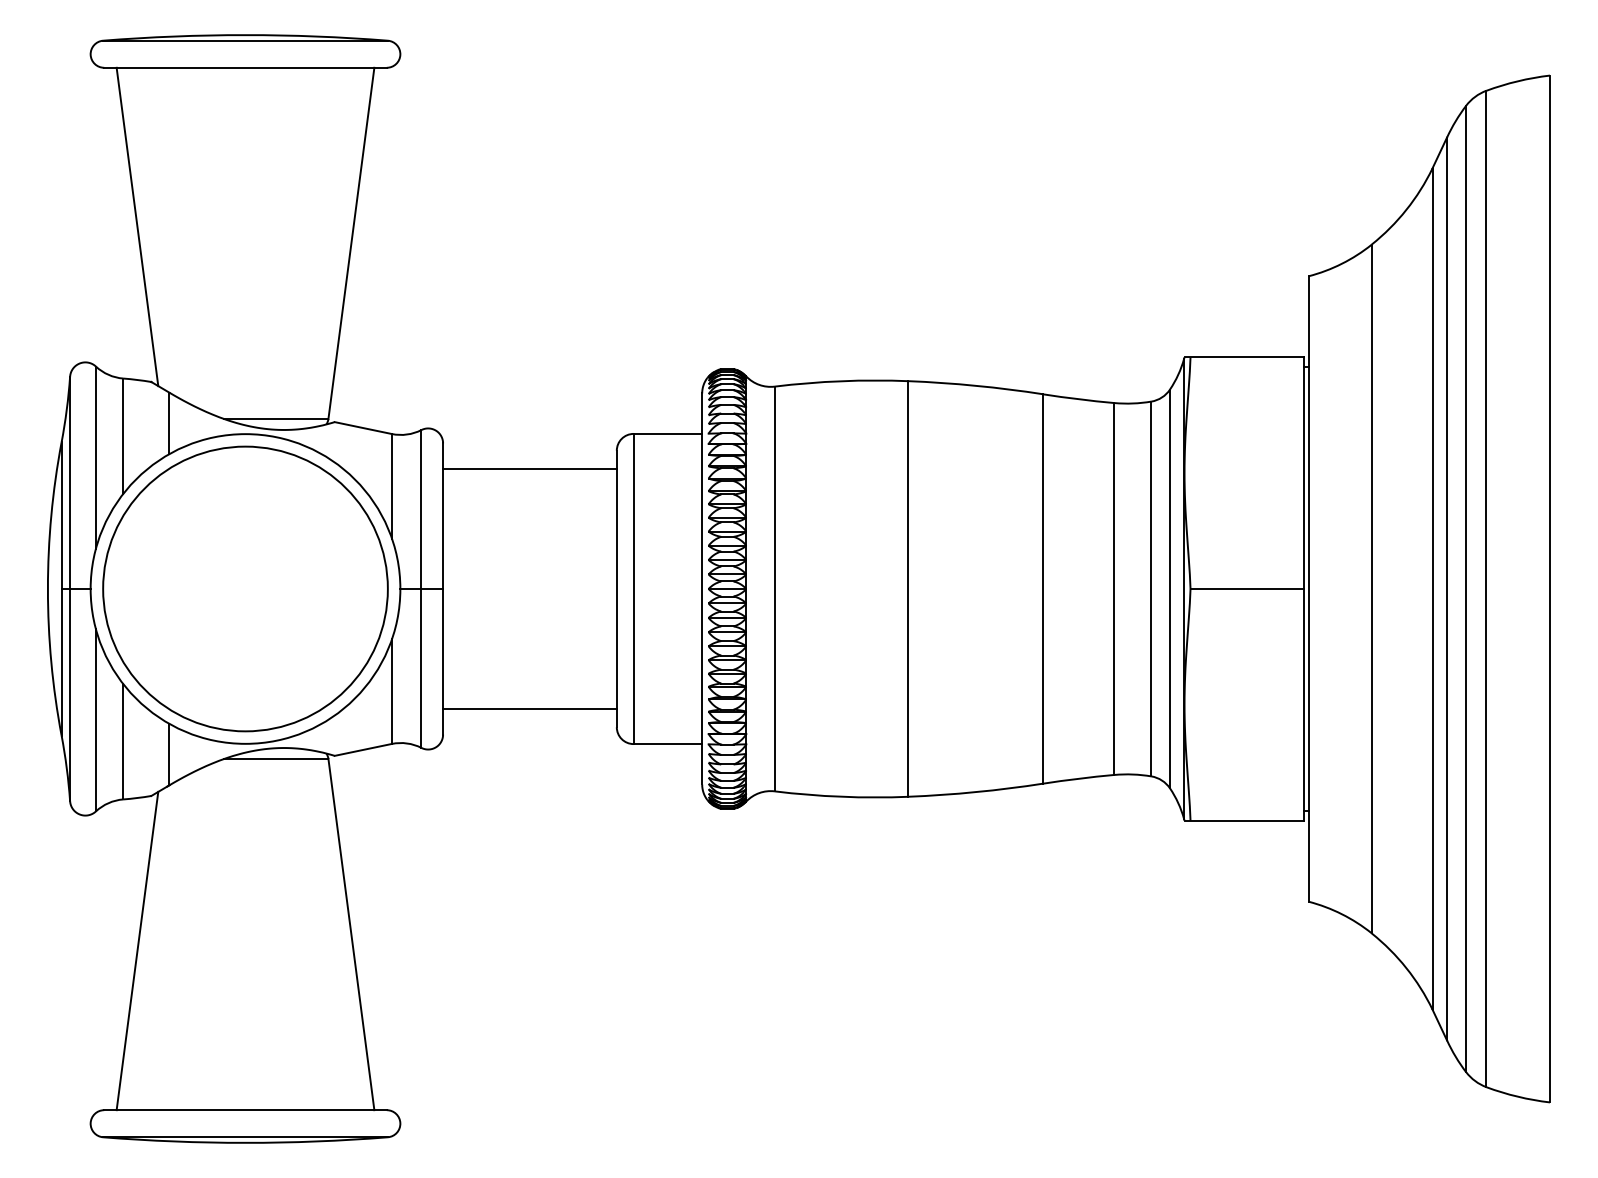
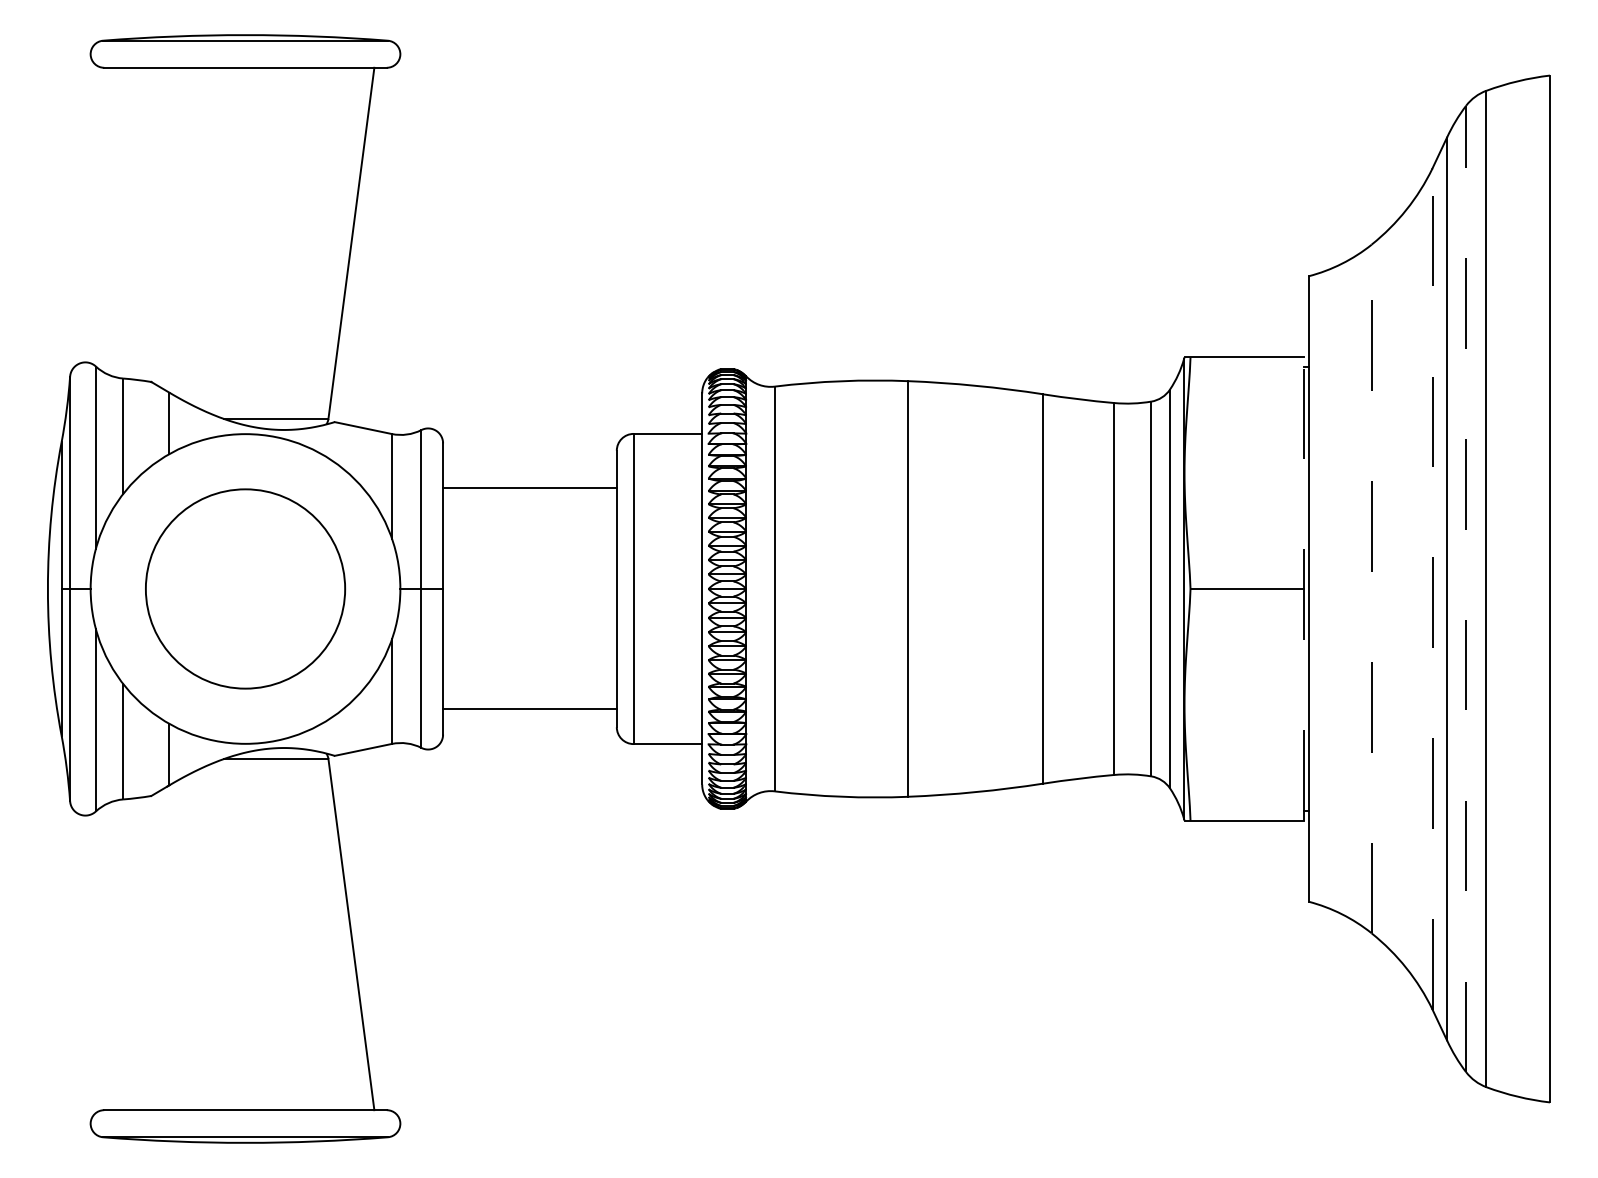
line: present -> none (137, 226)
line position: (529, 469) -> (529, 488) (529, 488)
circle diameter: 285 px -> 199 px (245, 588)
line: solid -> dashed (1304, 588)
line: solid -> dashed (1371, 588)
line: solid -> dashed (1466, 588)
line: solid -> dashed (1432, 589)
line: present -> none (137, 950)
